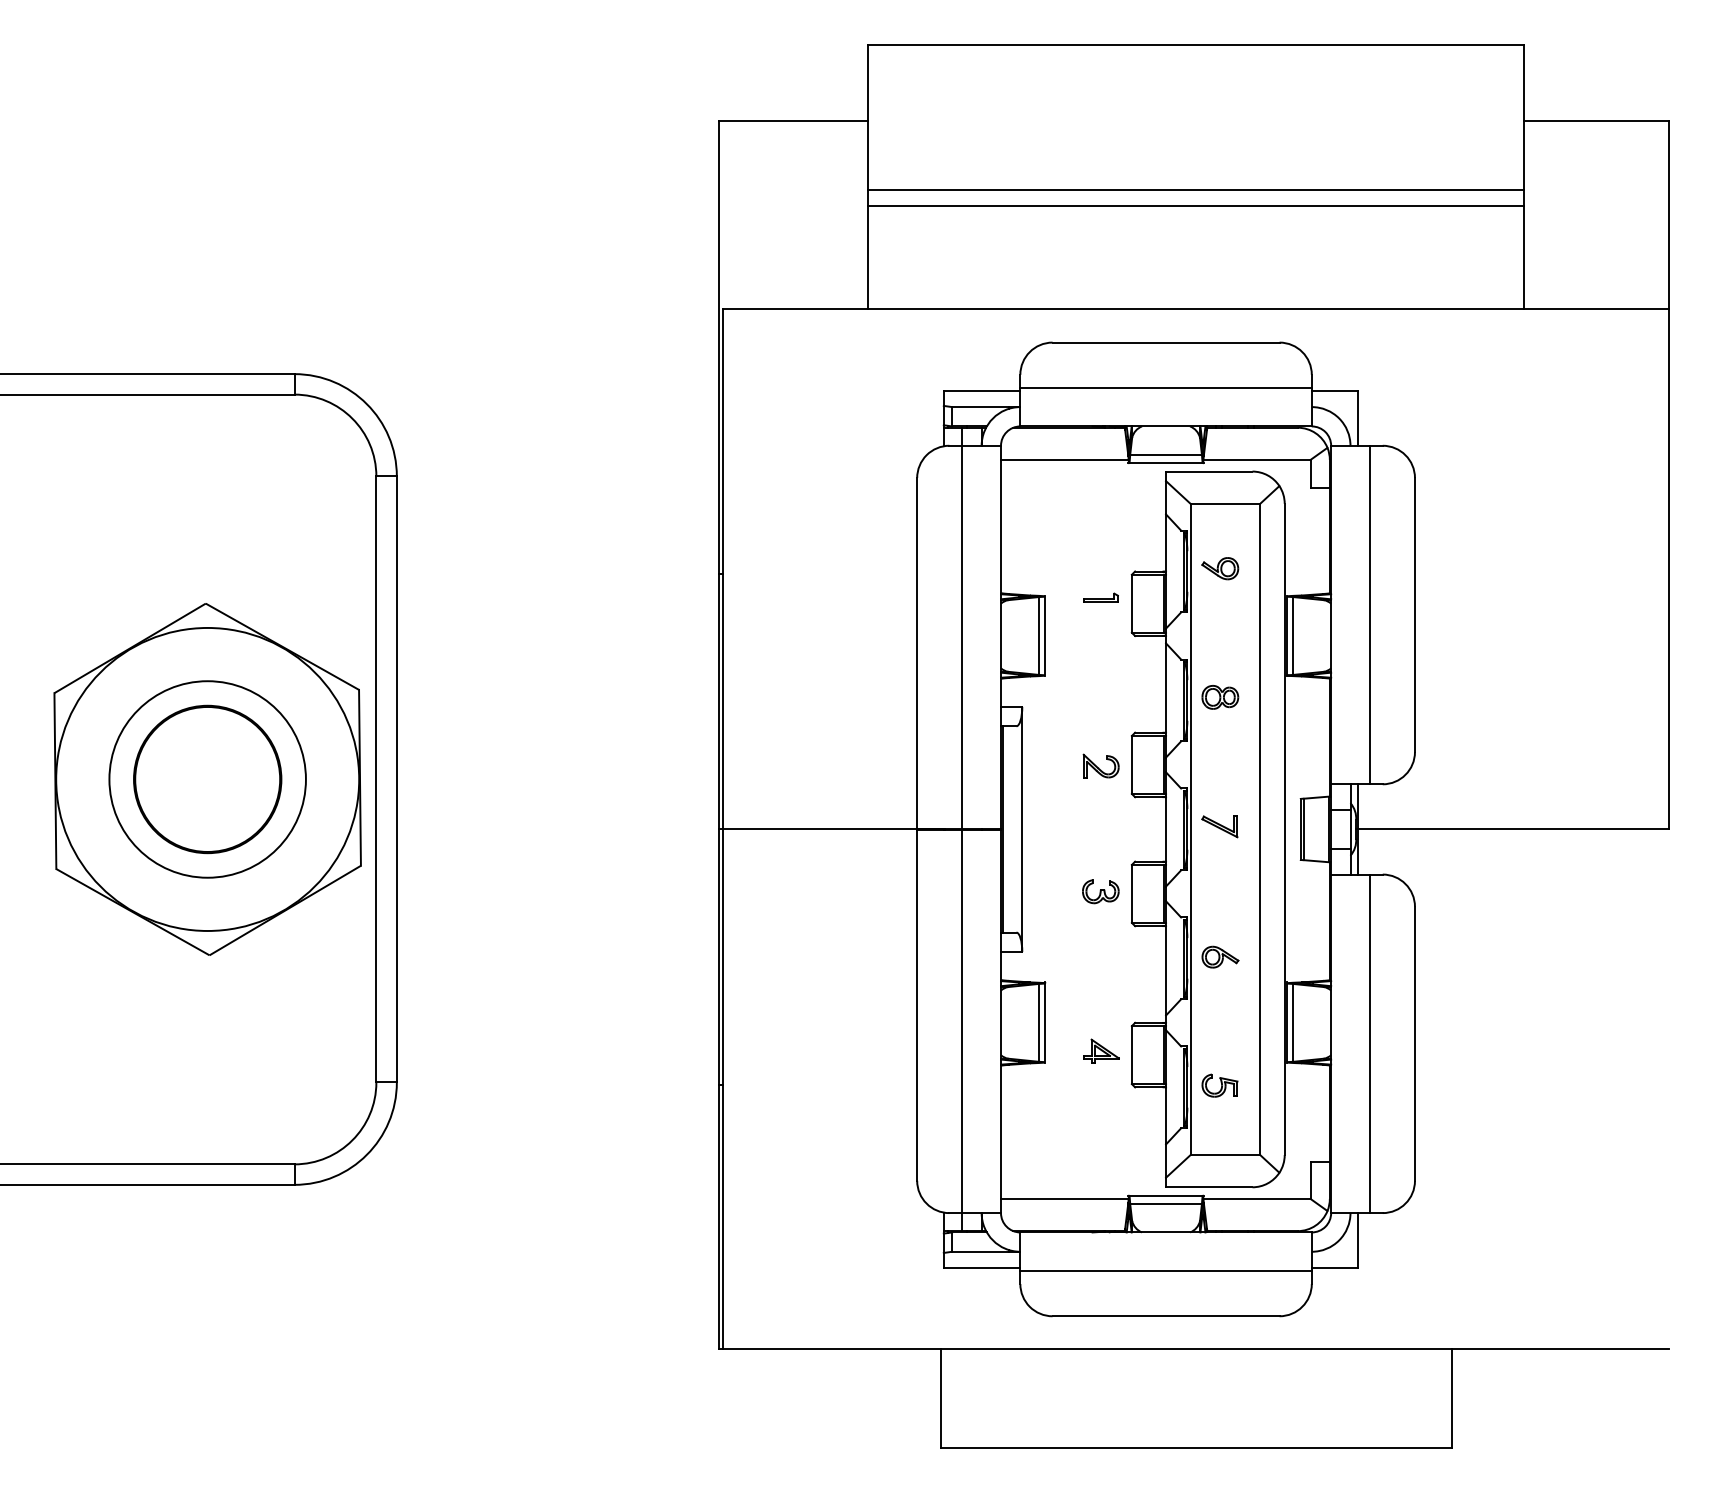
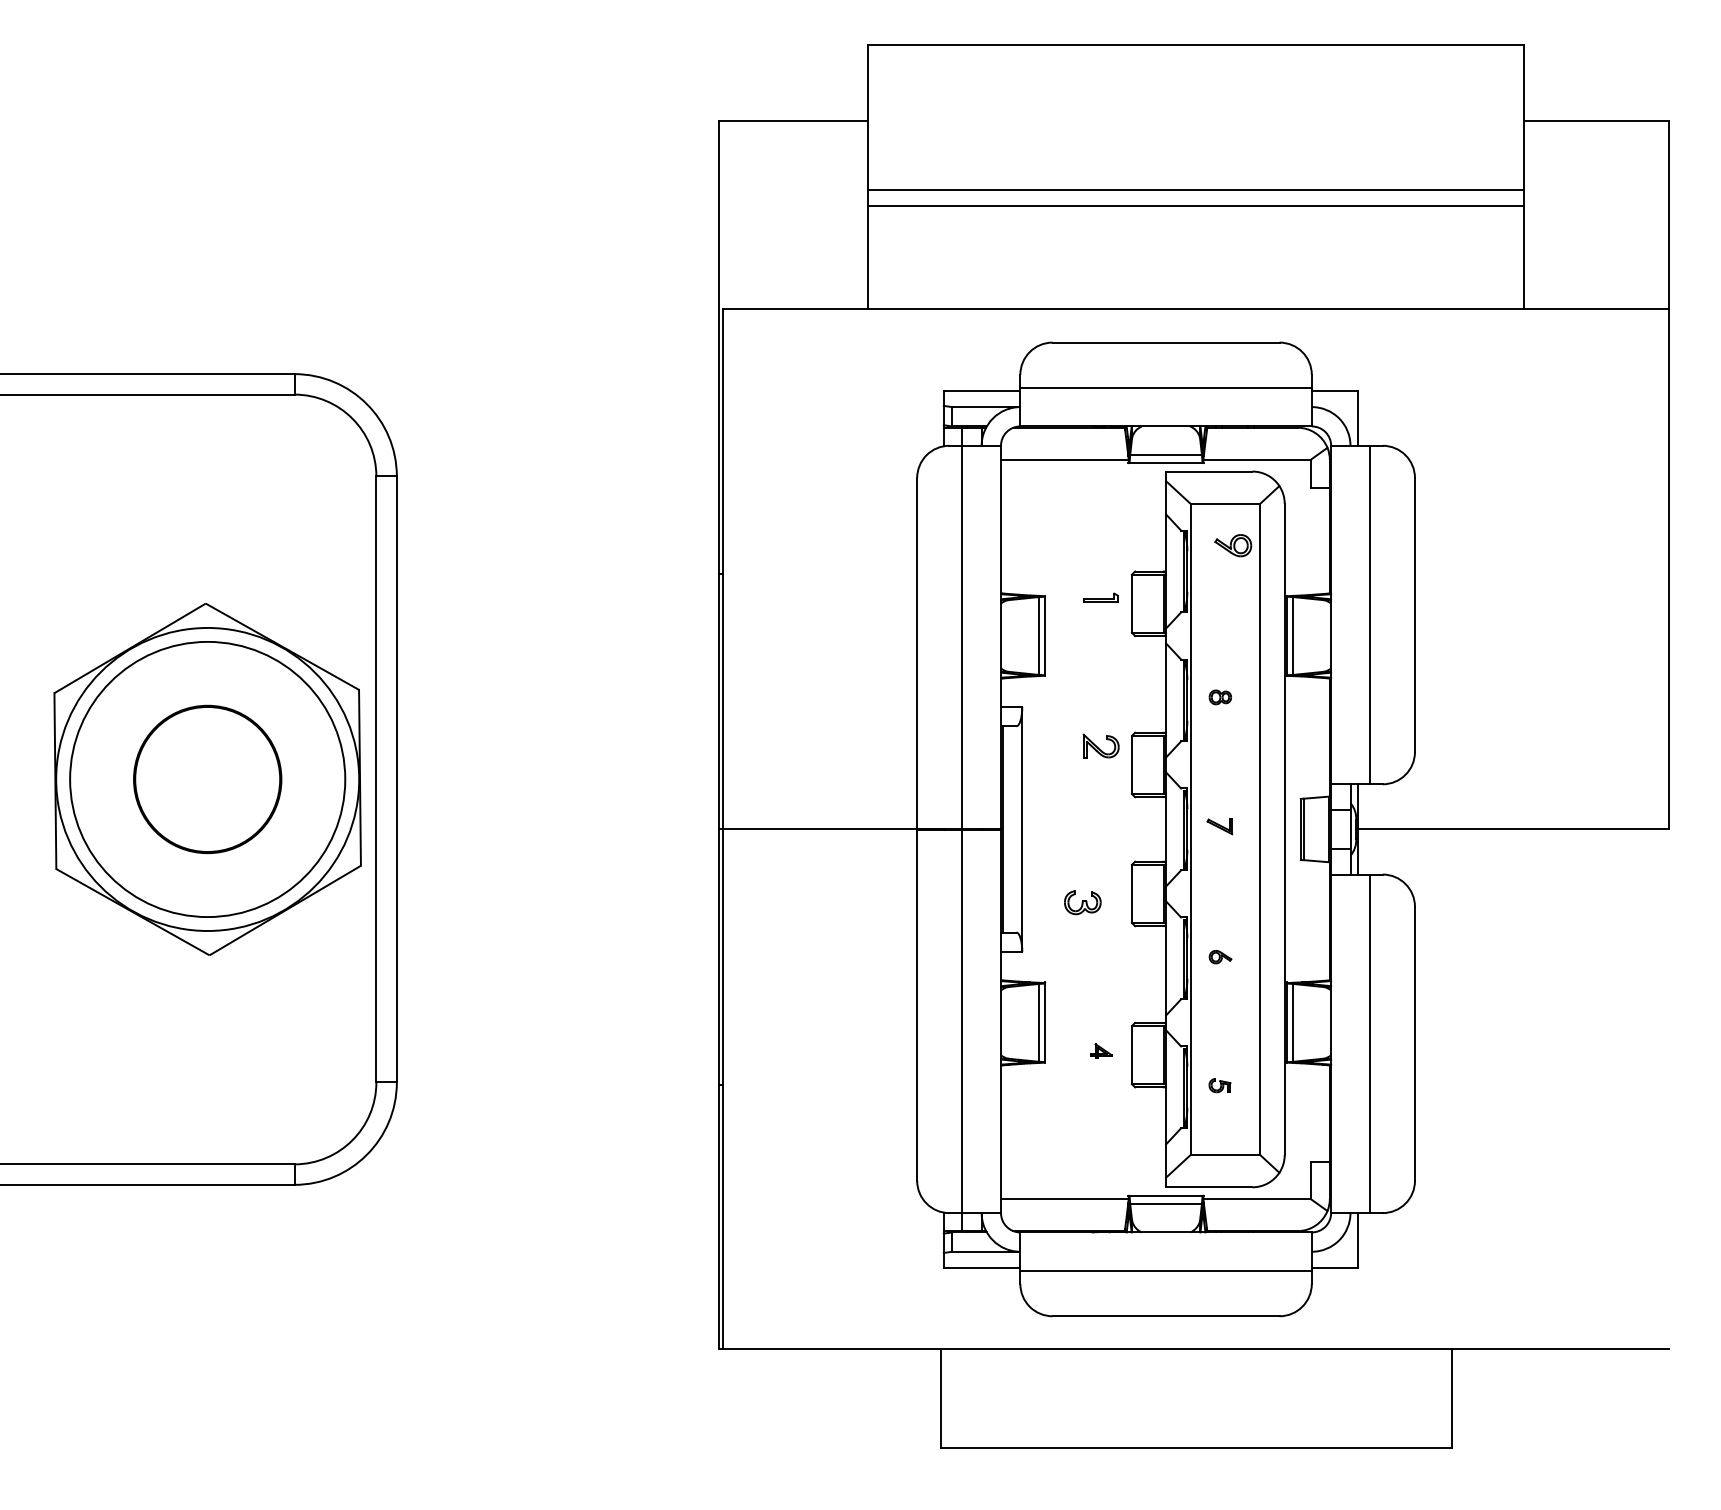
part position: (1220, 568) -> (1233, 545) (1233, 545)
part size: 39x25 px -> 24x17 px (1219, 697)
part position: (1100, 765) -> (1100, 745) (1100, 745)
circle diameter: 197 px -> 275 px (207, 779)
part size: 38x24 px -> 28x18 px (1219, 826)
part position: (1100, 891) -> (1082, 902) (1082, 902)
part size: 39x24 px -> 25x15 px (1220, 957)
part size: 37x26 px -> 23x16 px (1101, 1050)
part size: 38x25 px -> 24x16 px (1219, 1085)
